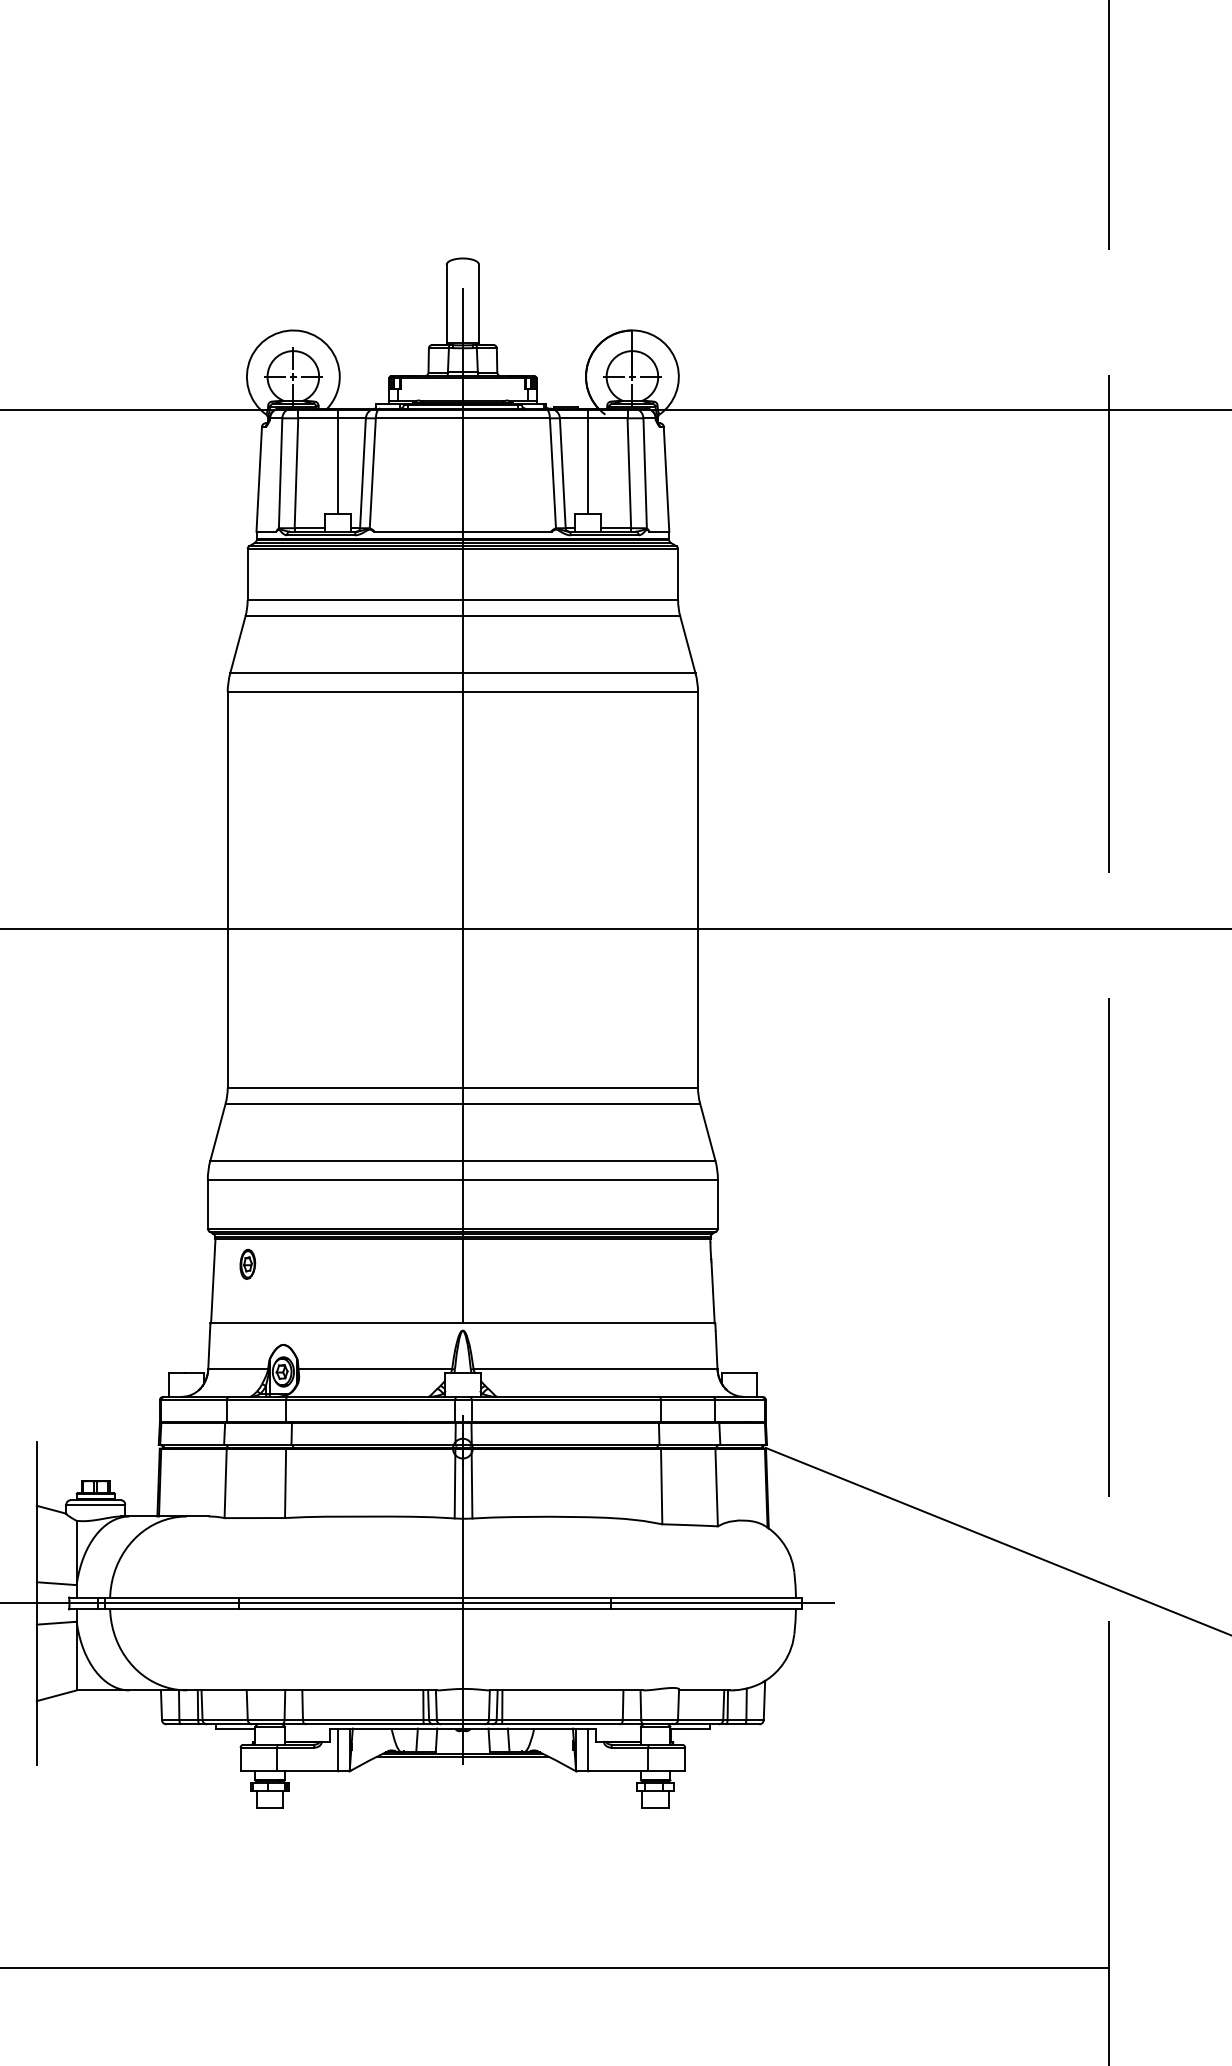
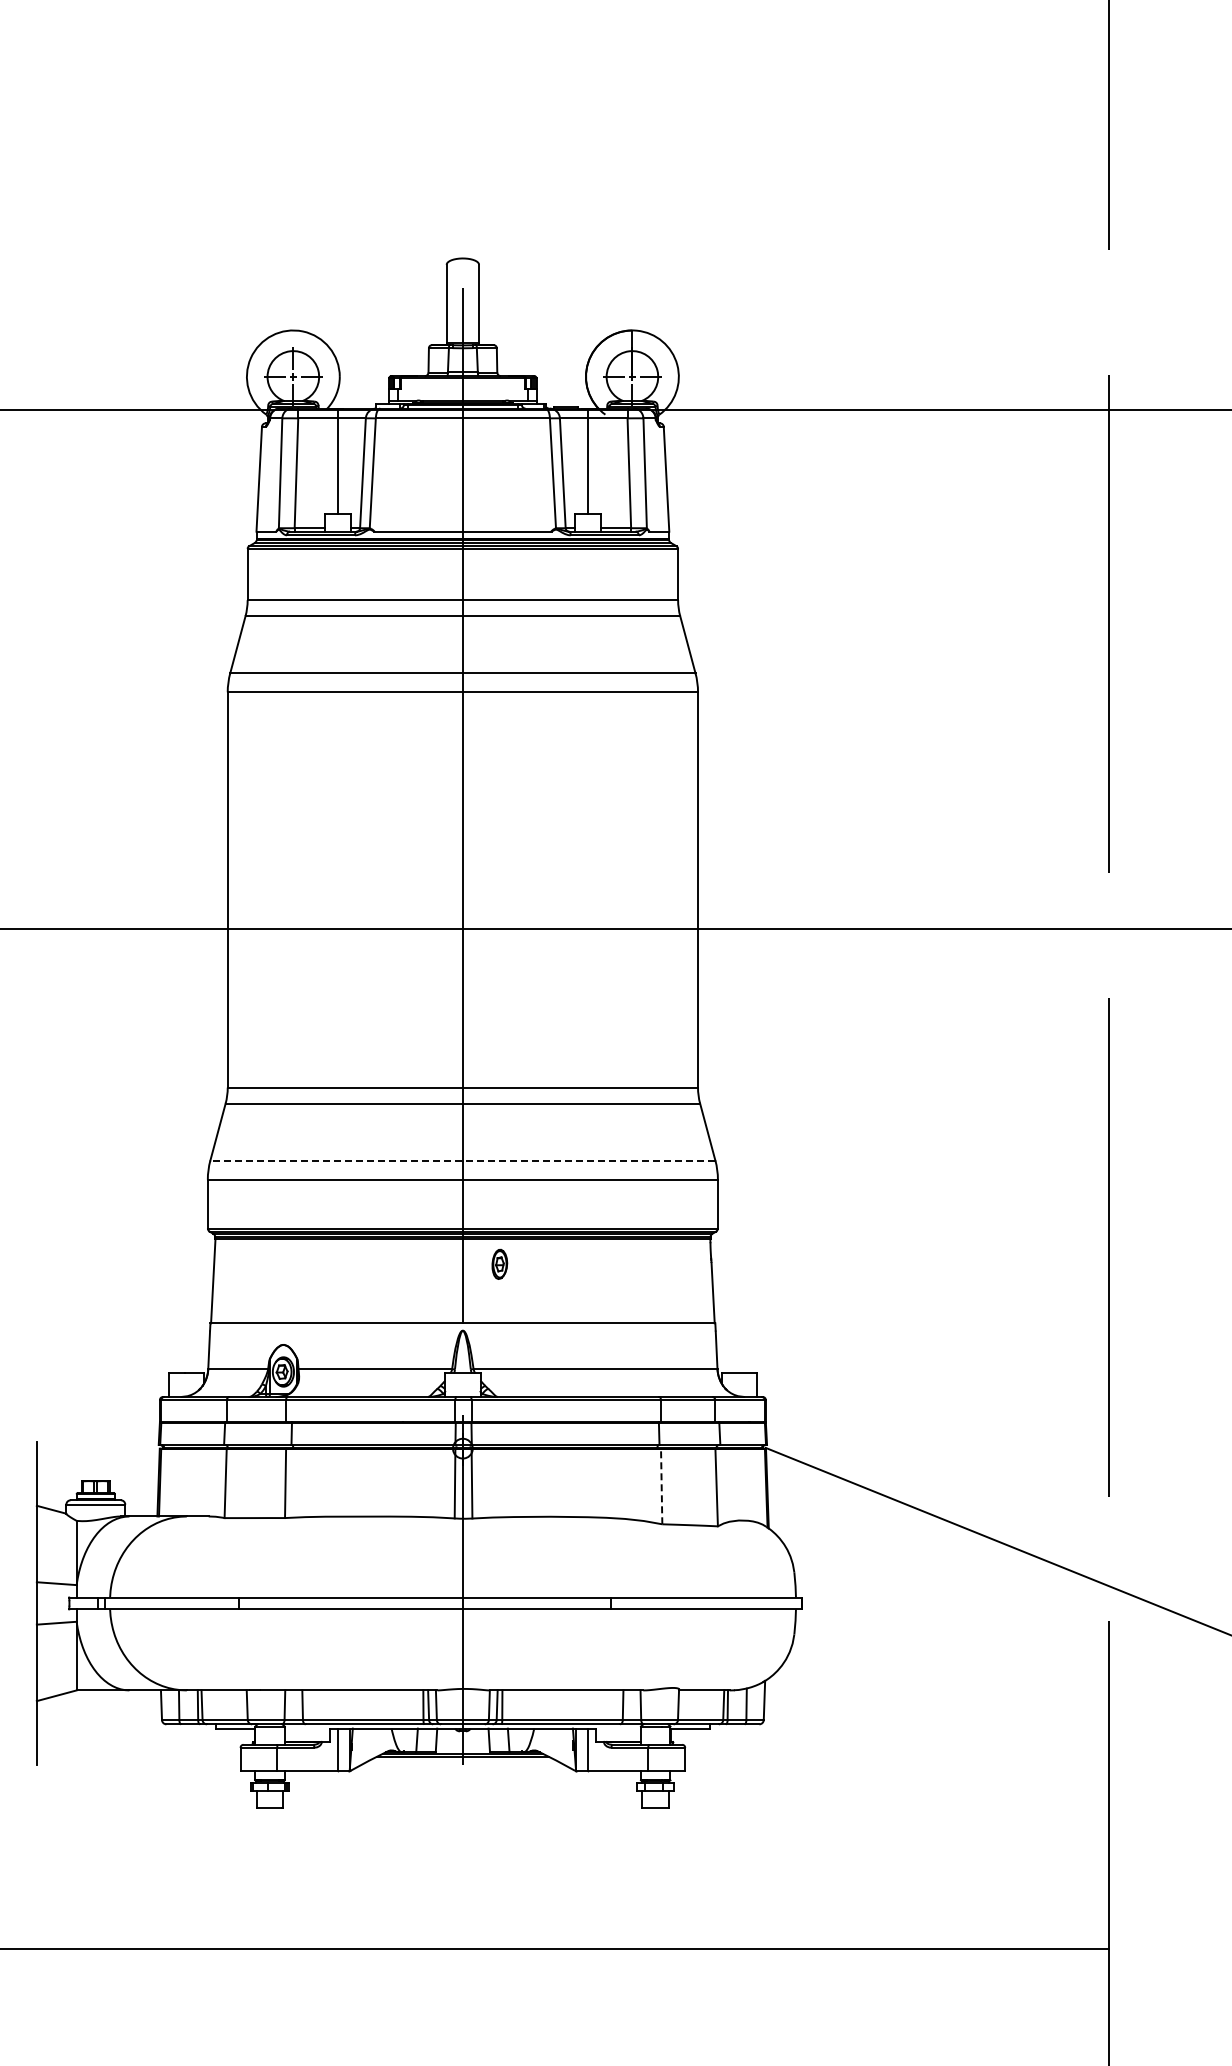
line: solid -> dashed (462, 1160)
part position: (247, 1263) -> (499, 1263) (499, 1263)
line: solid -> dashed (661, 1486)
line: present -> none (418, 1603)
line position: (555, 1967) -> (555, 1948) (555, 1948)
